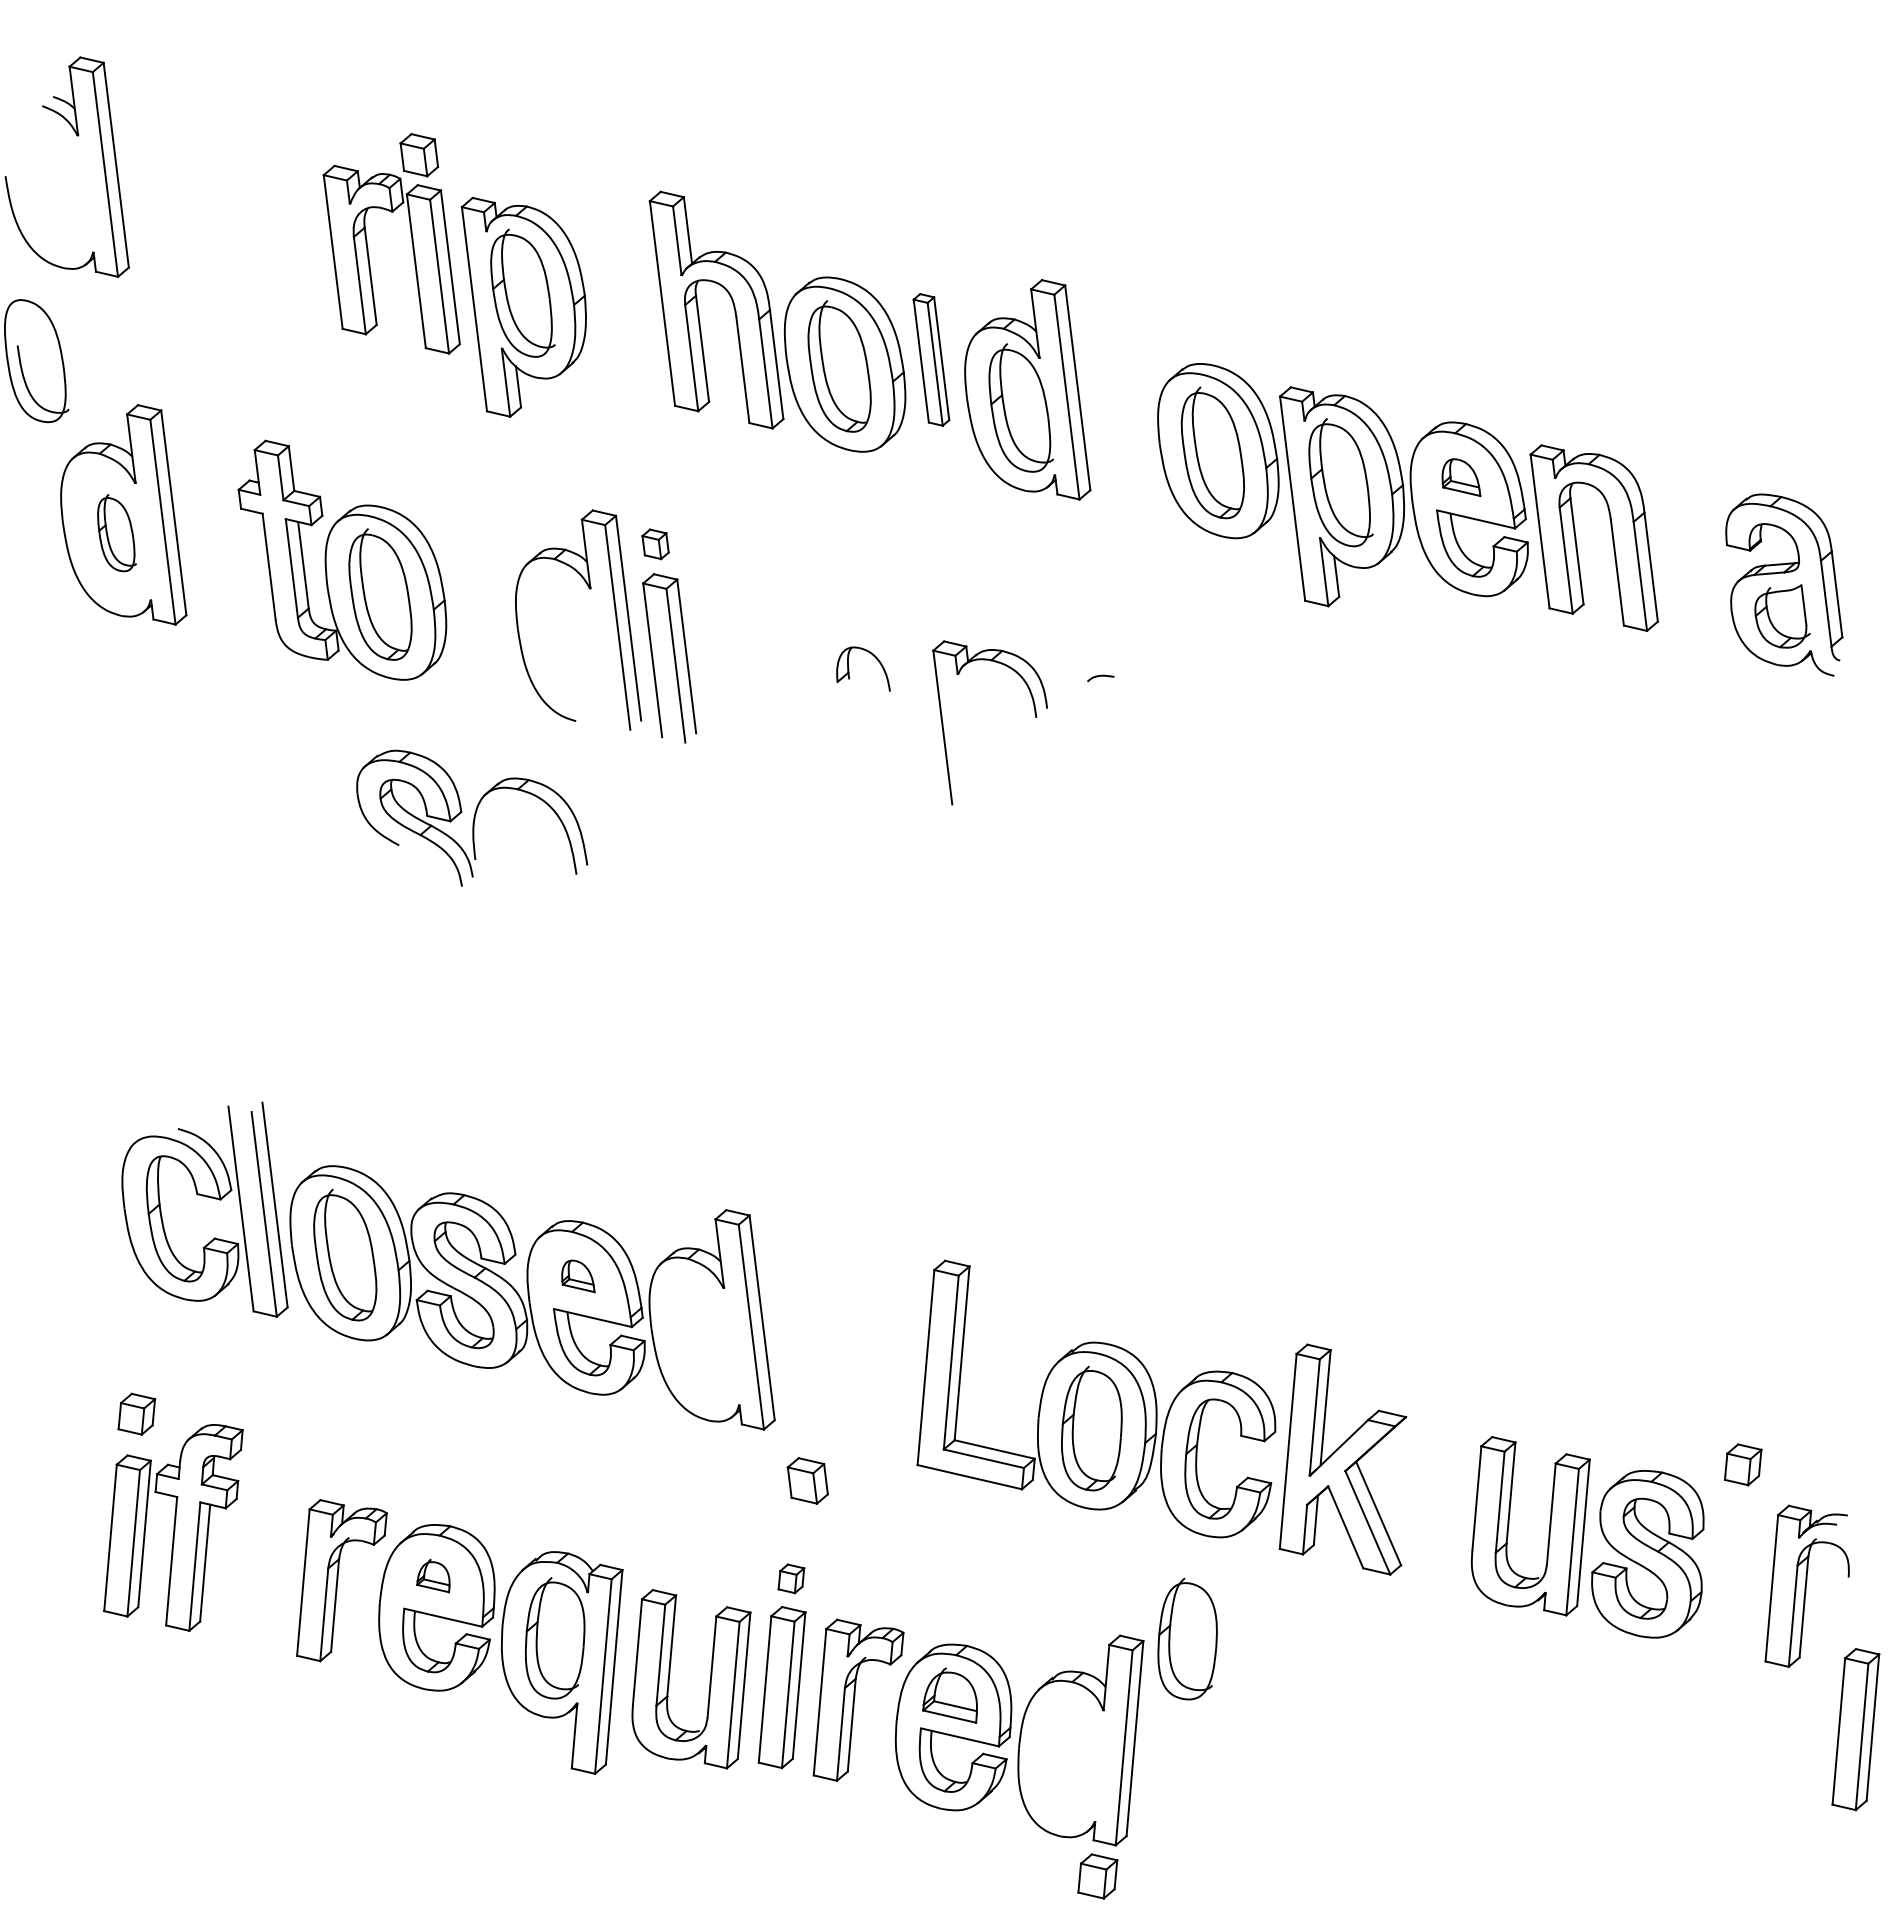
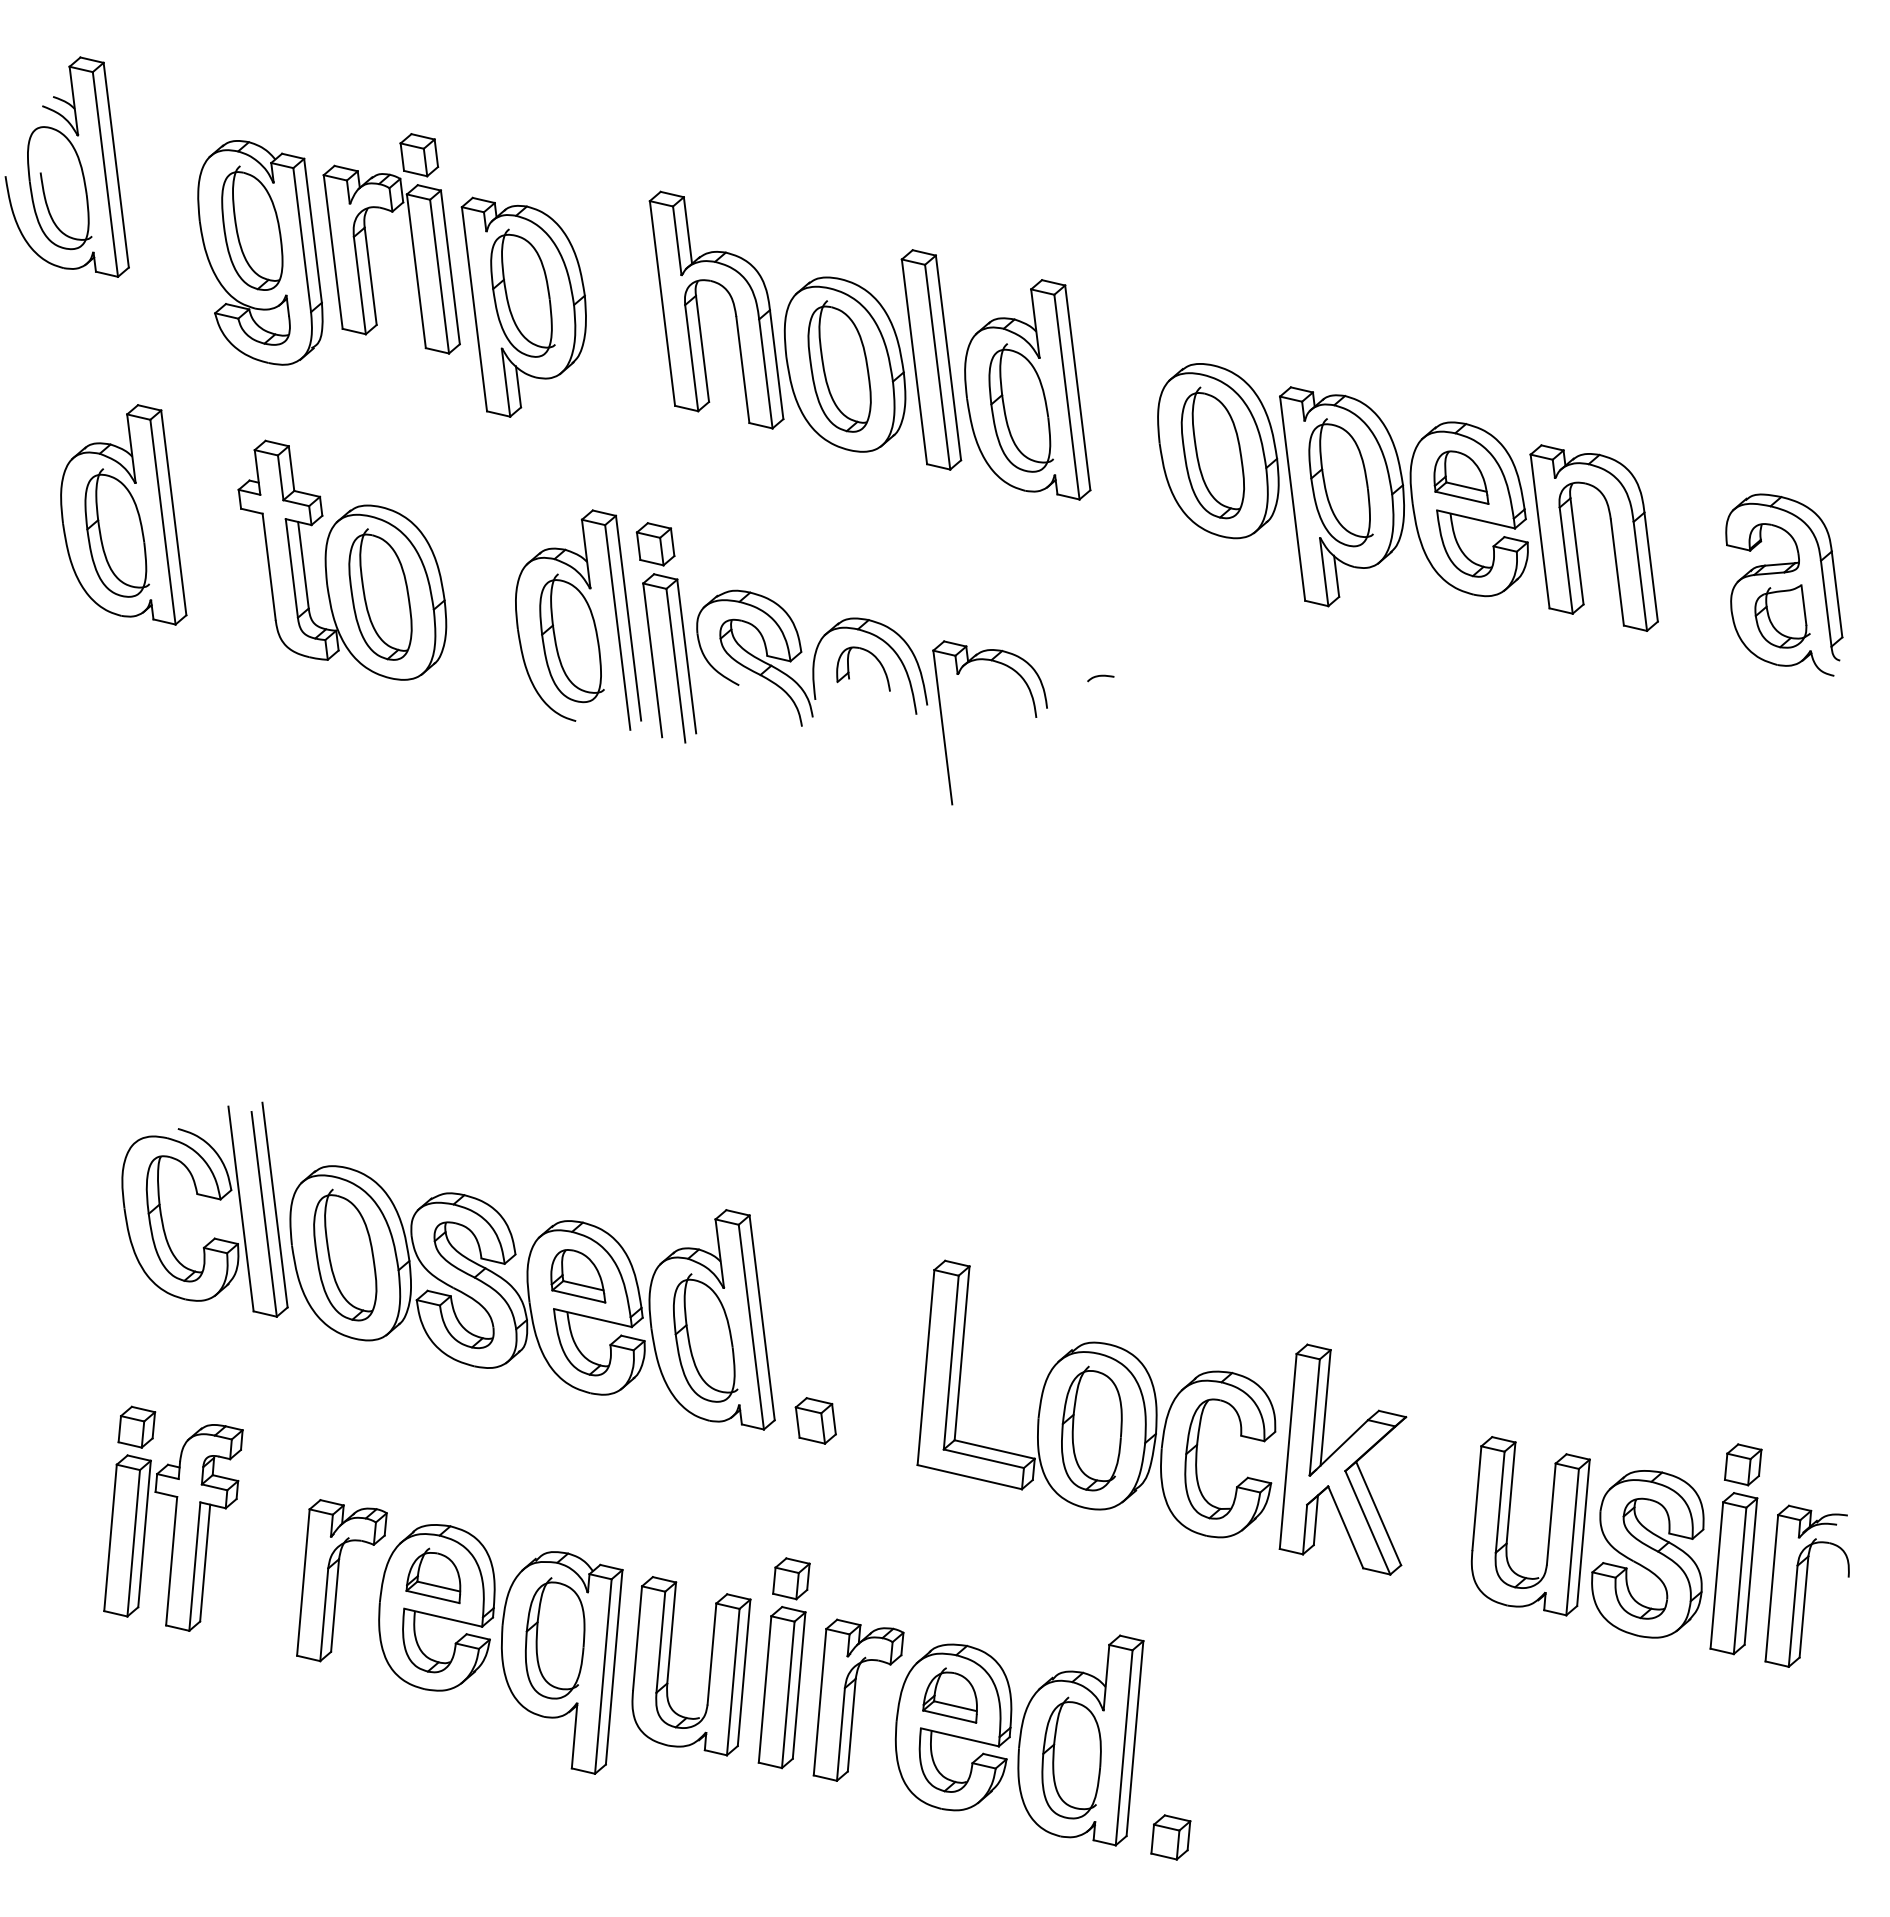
part: none -> present (260, 252)
part size: 39x134 px -> 63x222 px (931, 359)
part position: (36, 361) -> (59, 188) (59, 188)
part size: 41x39 px -> 57x55 px (1461, 477)
part size: 40x79 px -> 66x130 px (116, 532)
part size: 29x33 px -> 41x45 px (655, 544)
part: none -> present (571, 638)
part position: (472, 817) -> (812, 657) (812, 657)
part size: 35x35 px -> 57x55 px (578, 1276)
part: none -> present (705, 1337)
part position: (136, 1413) -> (136, 1426) (136, 1426)
part position: (807, 1480) -> (815, 1420) (815, 1420)
part size: 35x36 px -> 57x58 px (433, 1575)
part size: 29x32 px -> 39x44 px (791, 1578)
part position: (1187, 1638) -> (1071, 1757) (1071, 1757)
part position: (709, 1680) -> (709, 1667) (709, 1667)
part position: (1855, 1729) -> (1733, 1573) (1733, 1573)
part position: (1097, 1876) -> (1170, 1837) (1170, 1837)
